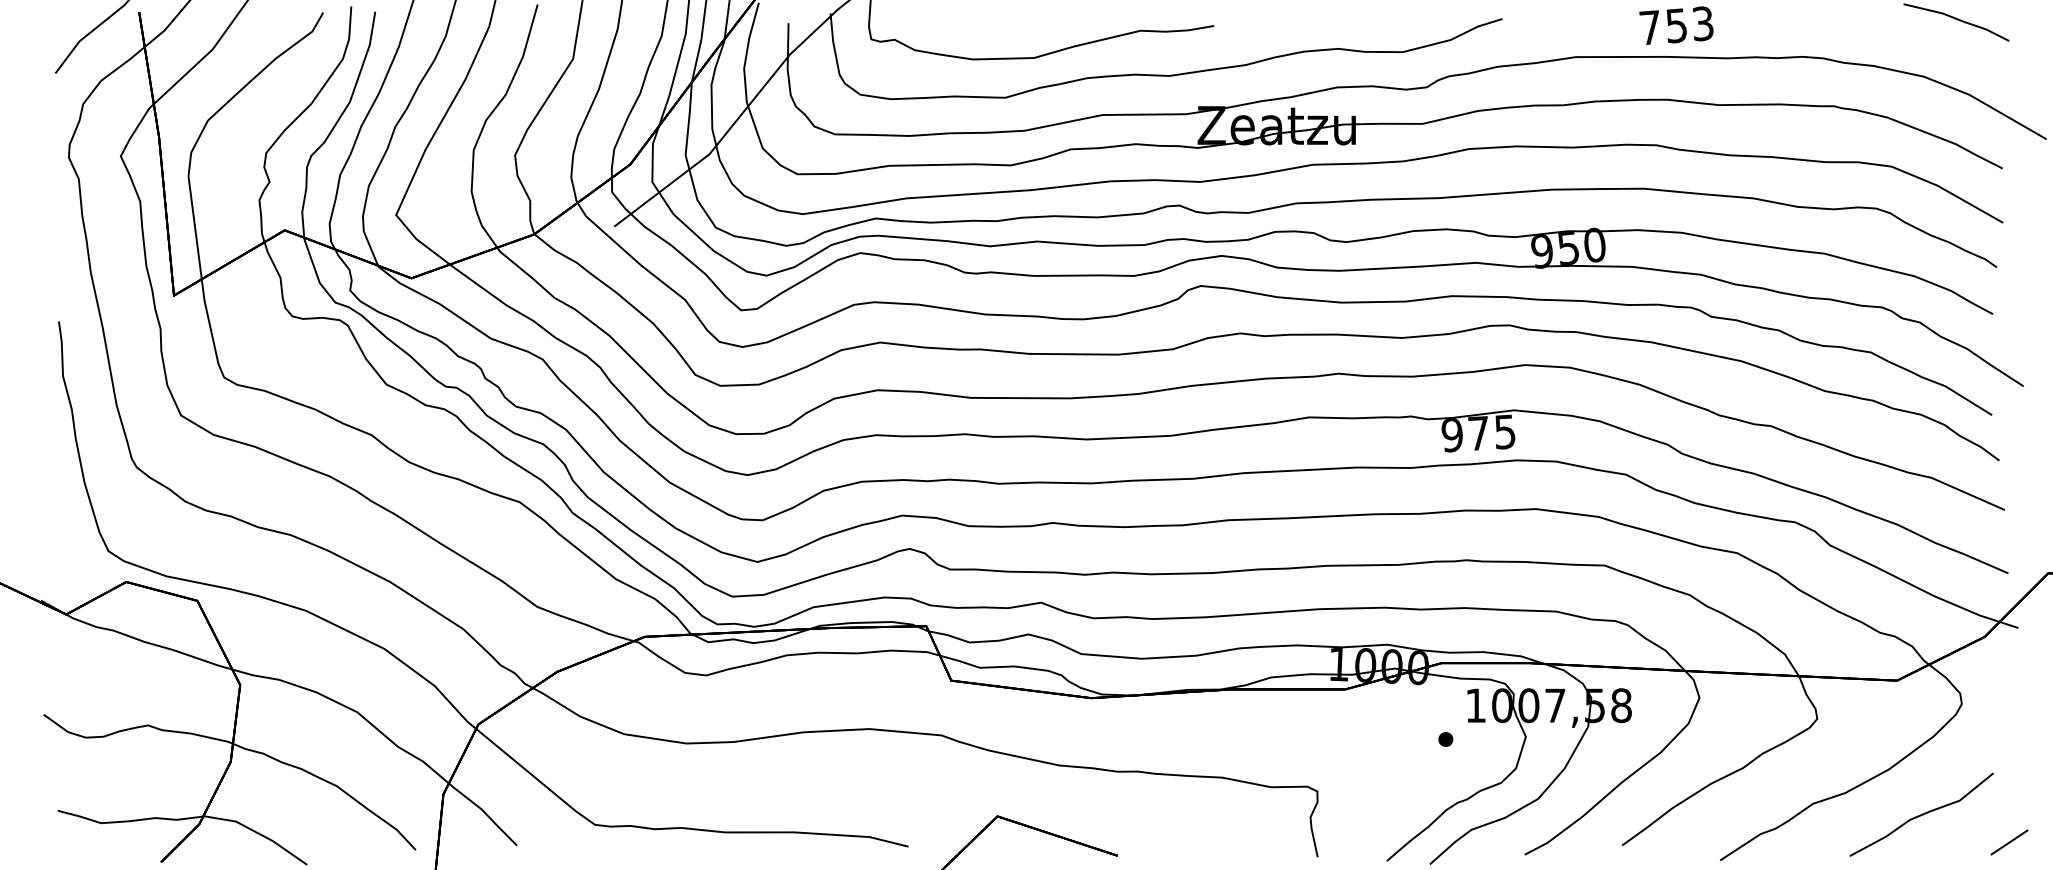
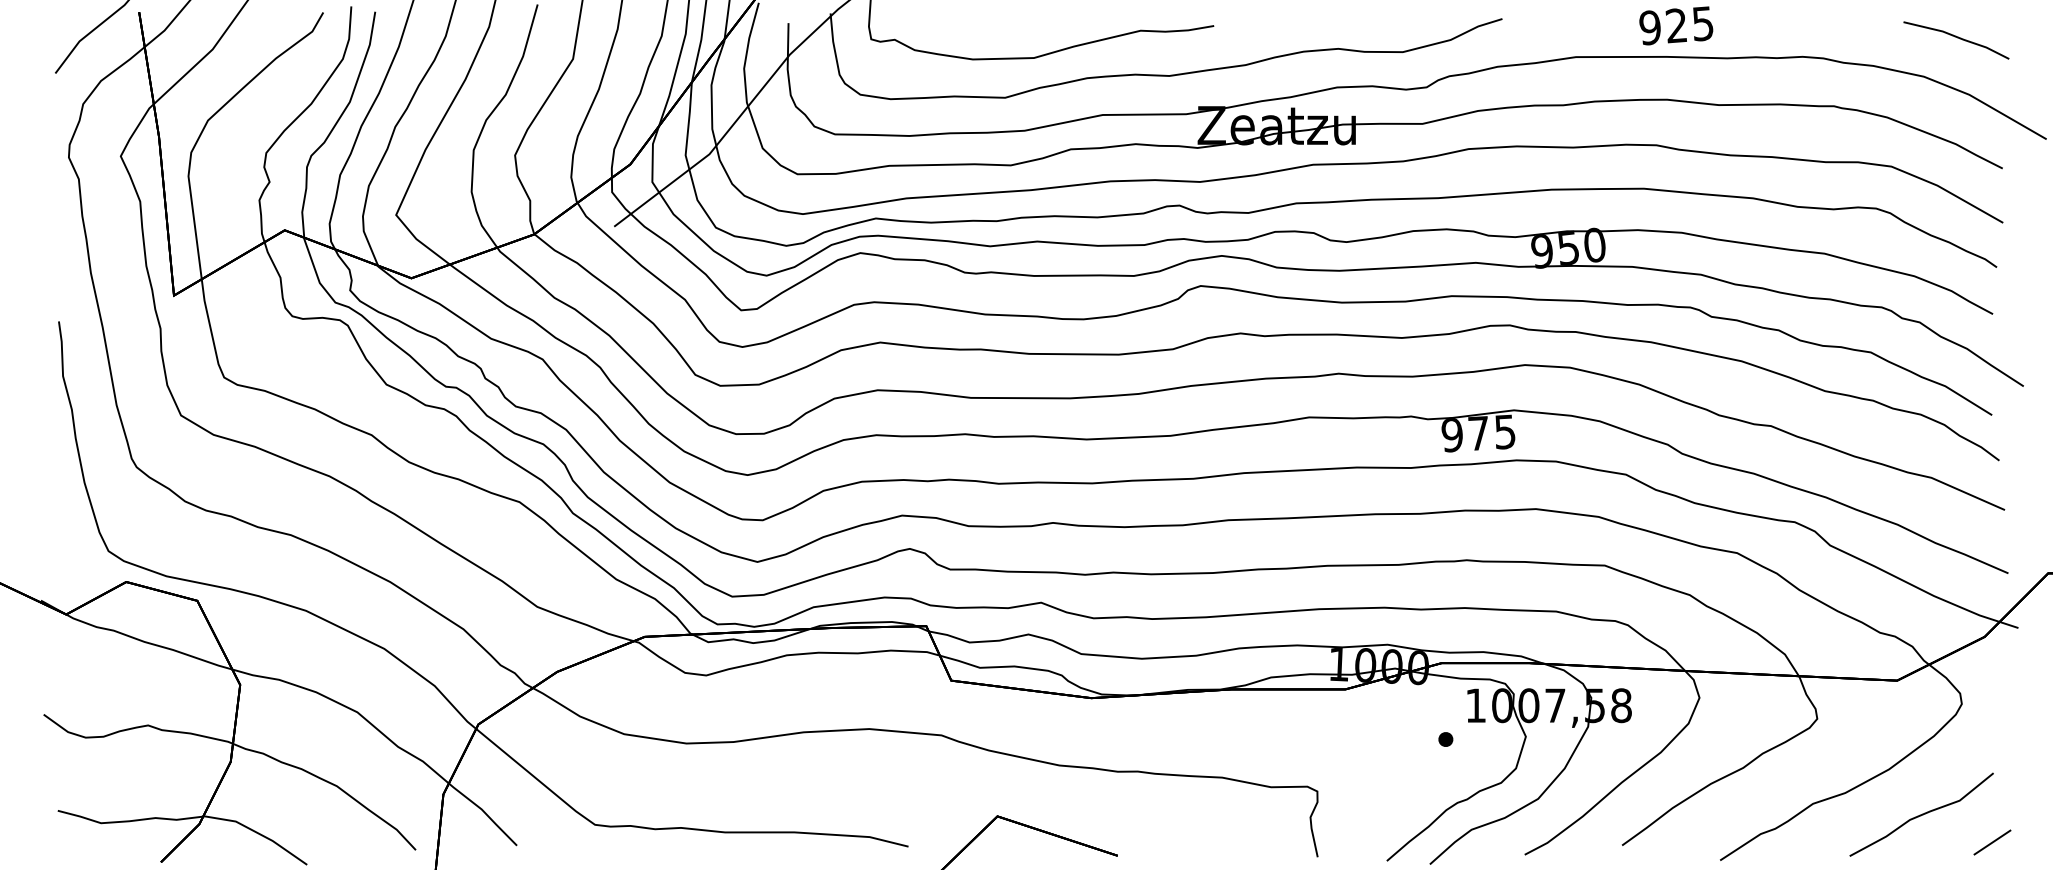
line position: (1957, 20) -> (1957, 38) (1957, 38)
text: 753 -> 925 (1676, 25)
line position: (2009, 842) -> (1992, 842) (1992, 842)
